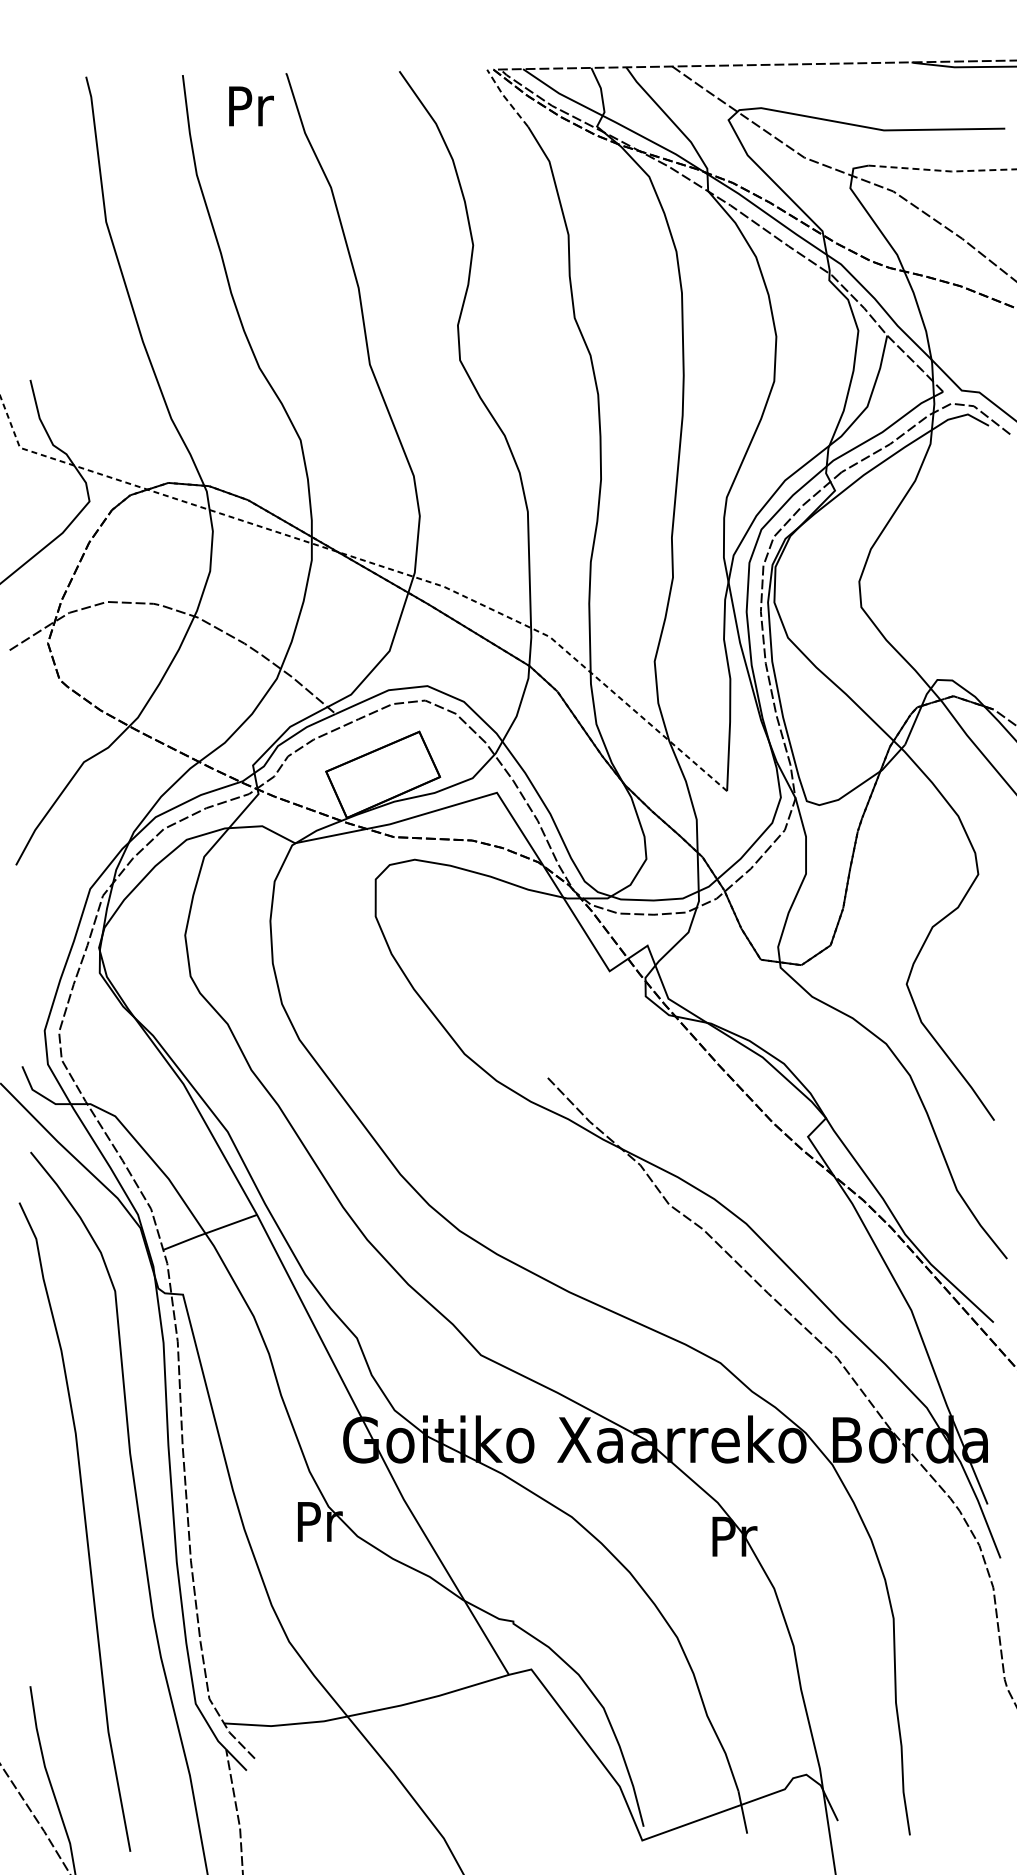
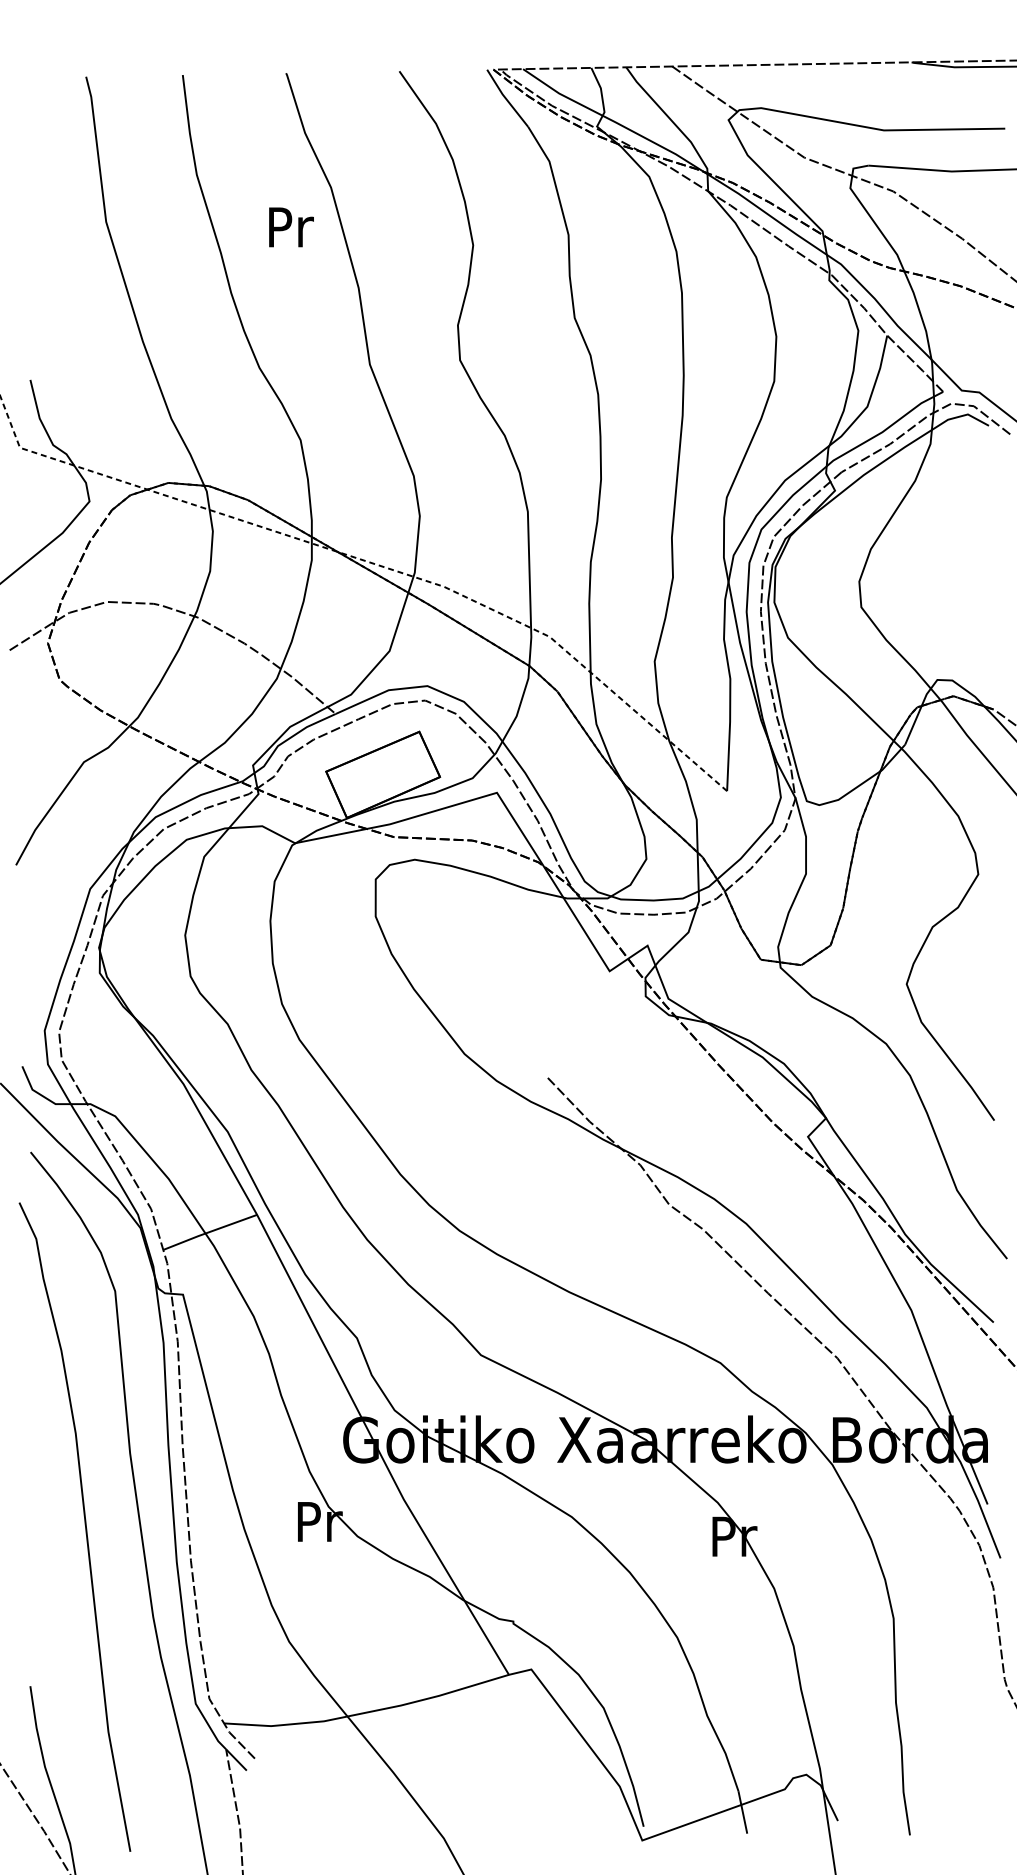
line: dashed -> solid (505, 98)
text position: (251, 106) -> (291, 227) (291, 227)
line: dashed -> solid (942, 170)
